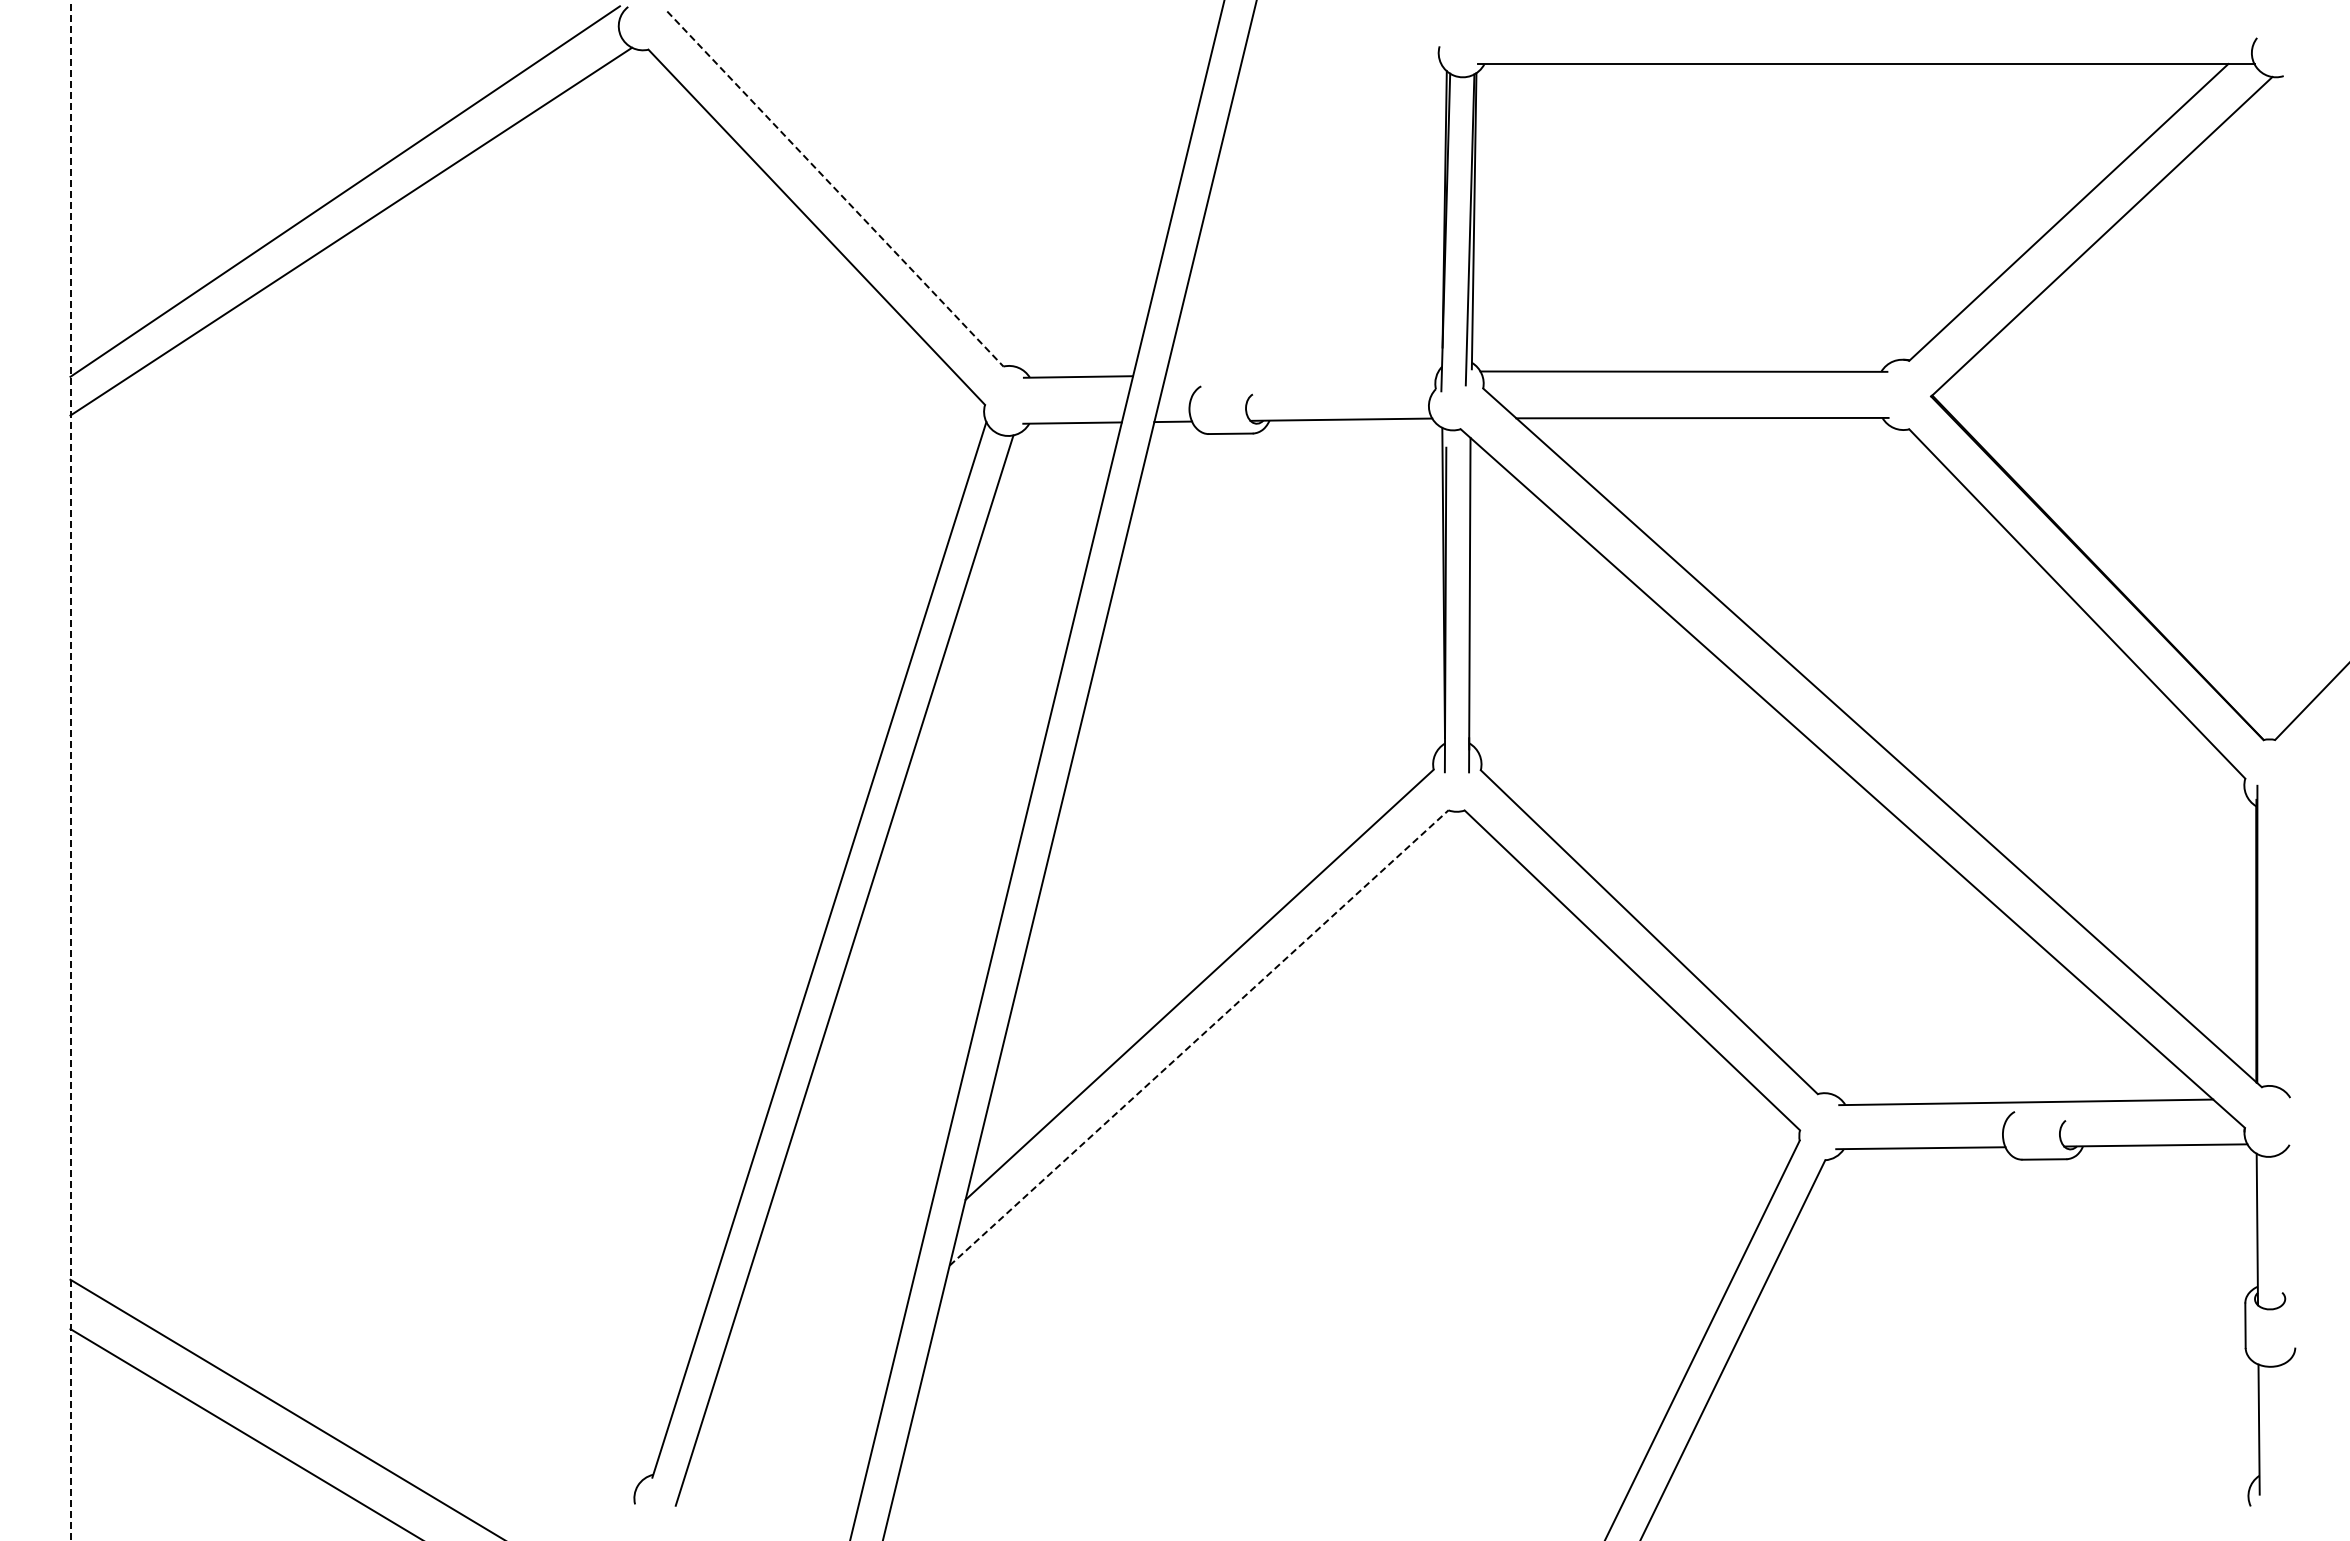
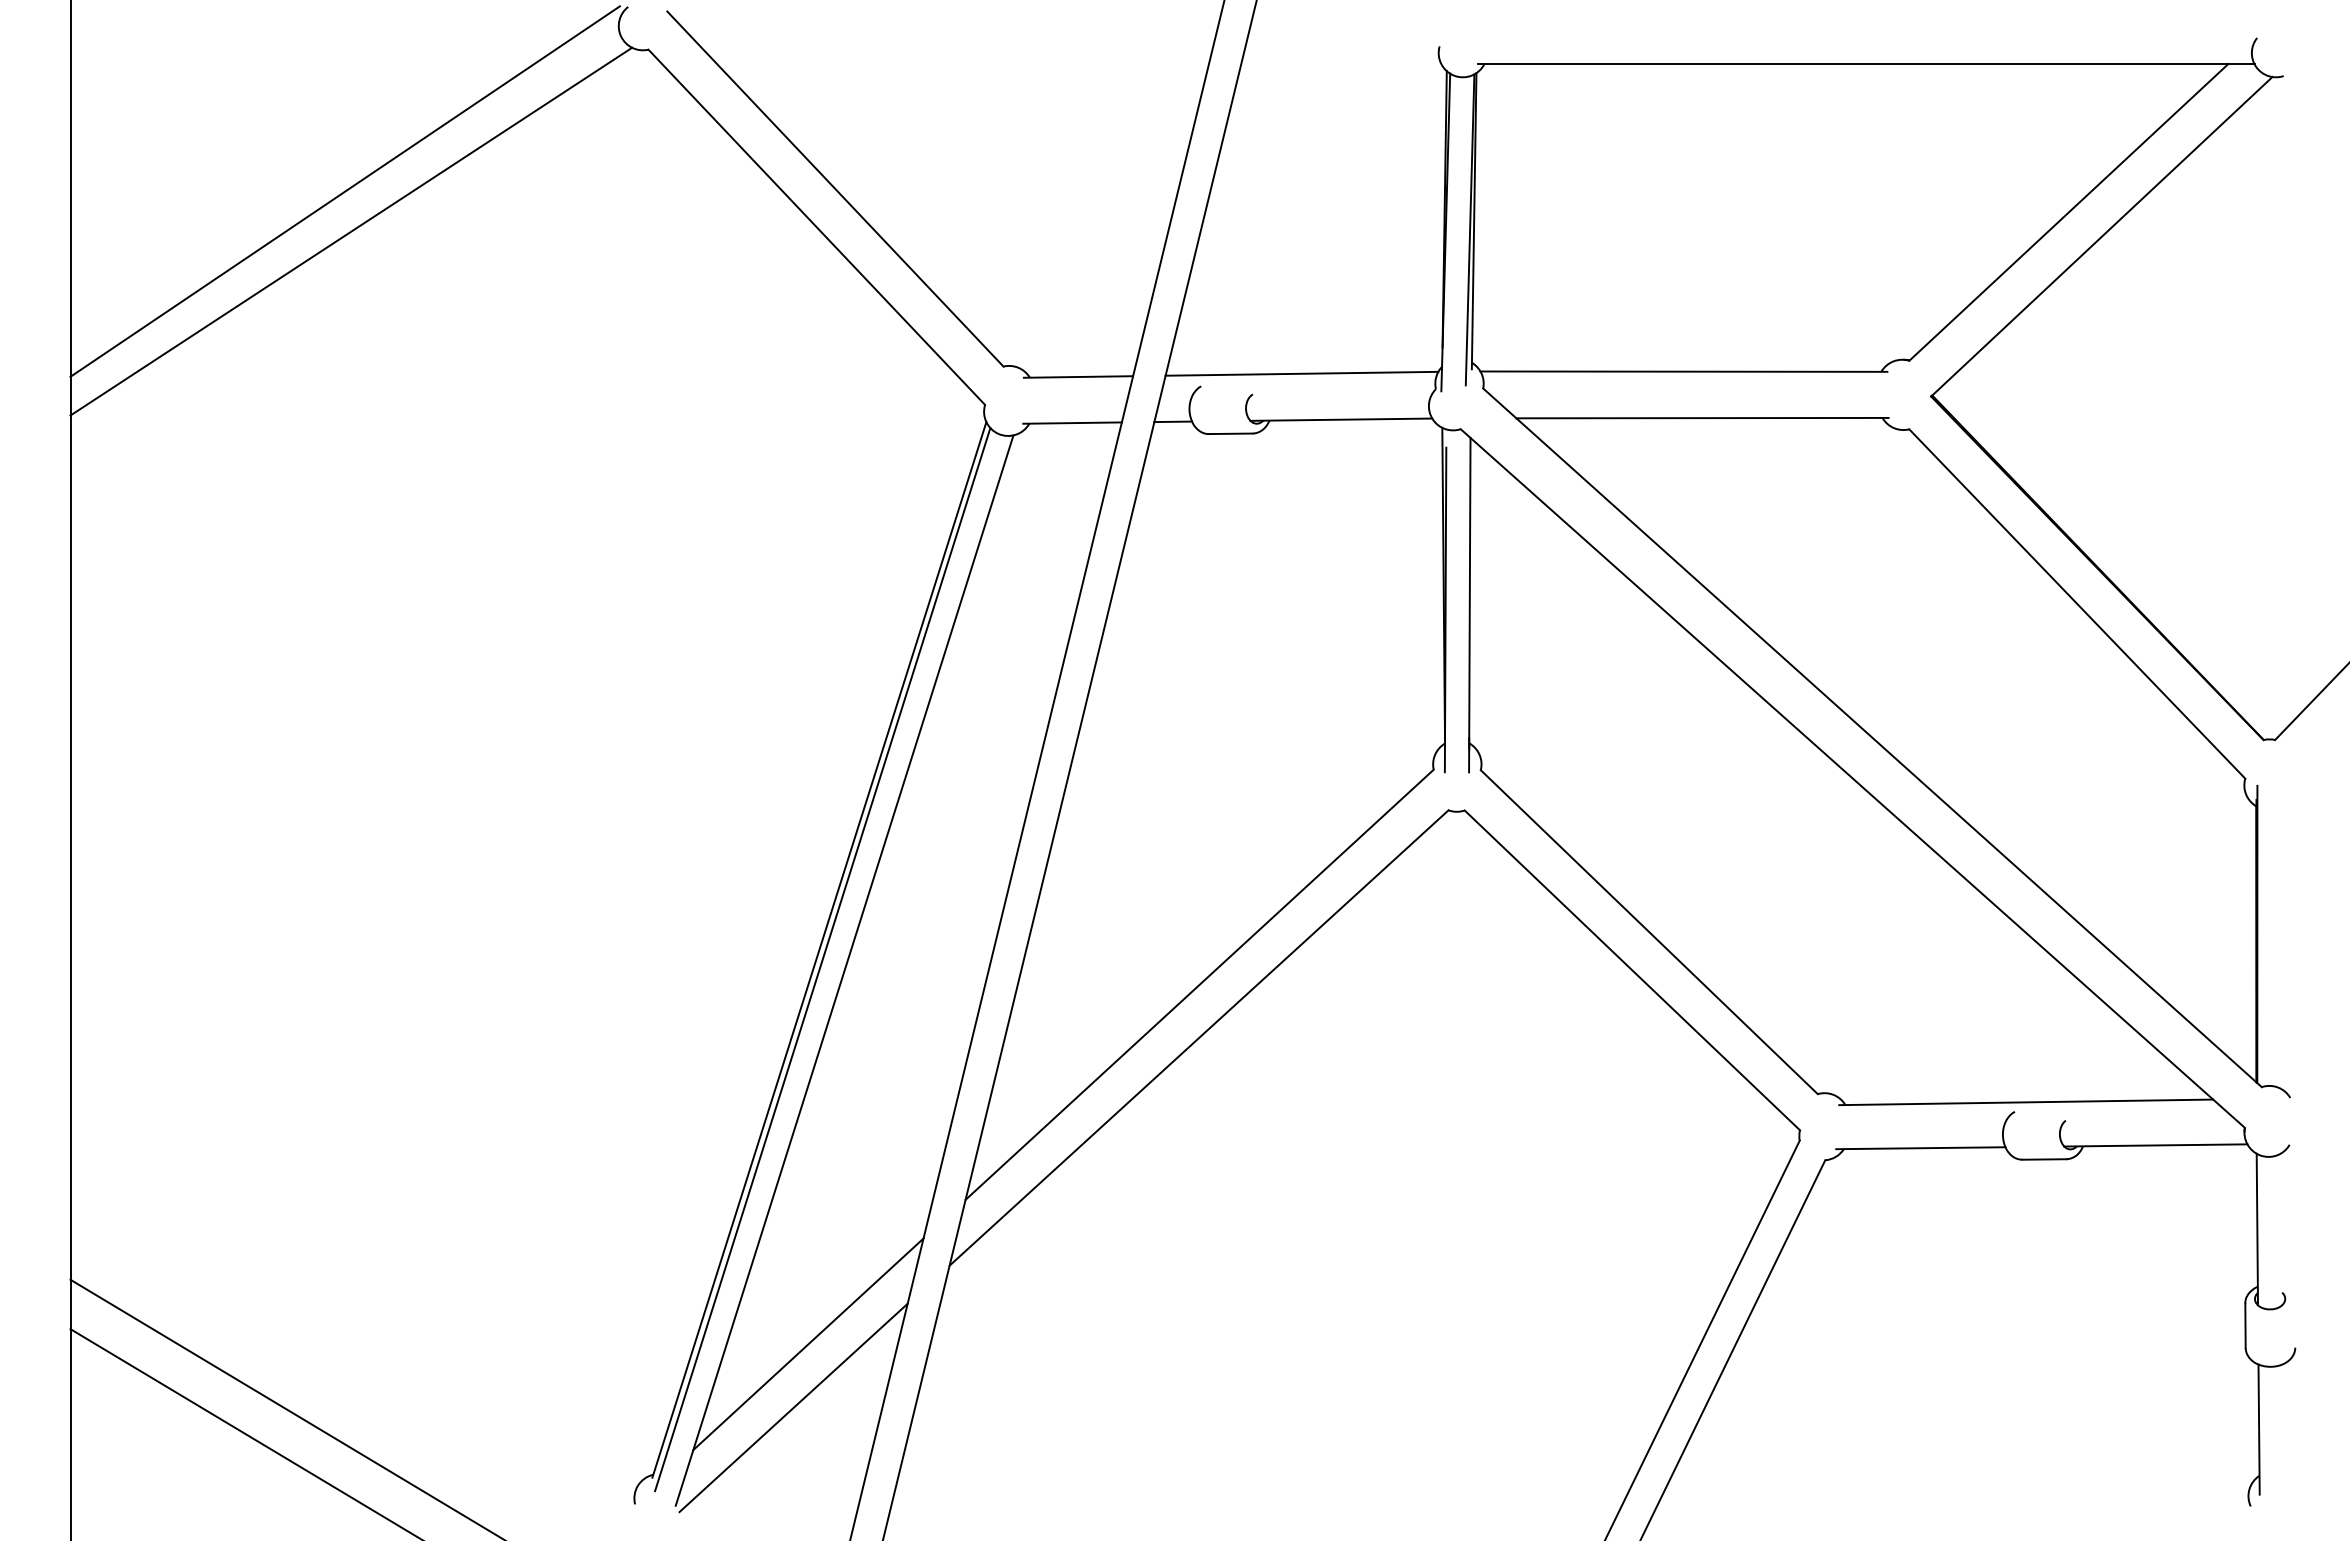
line: dashed -> solid (835, 189)
line: none -> present (1301, 373)
line: dashed -> solid (70, 770)
line: none -> present (822, 959)
line: dashed -> solid (1199, 1037)
line: none -> present (808, 1344)
line: none -> present (793, 1407)
